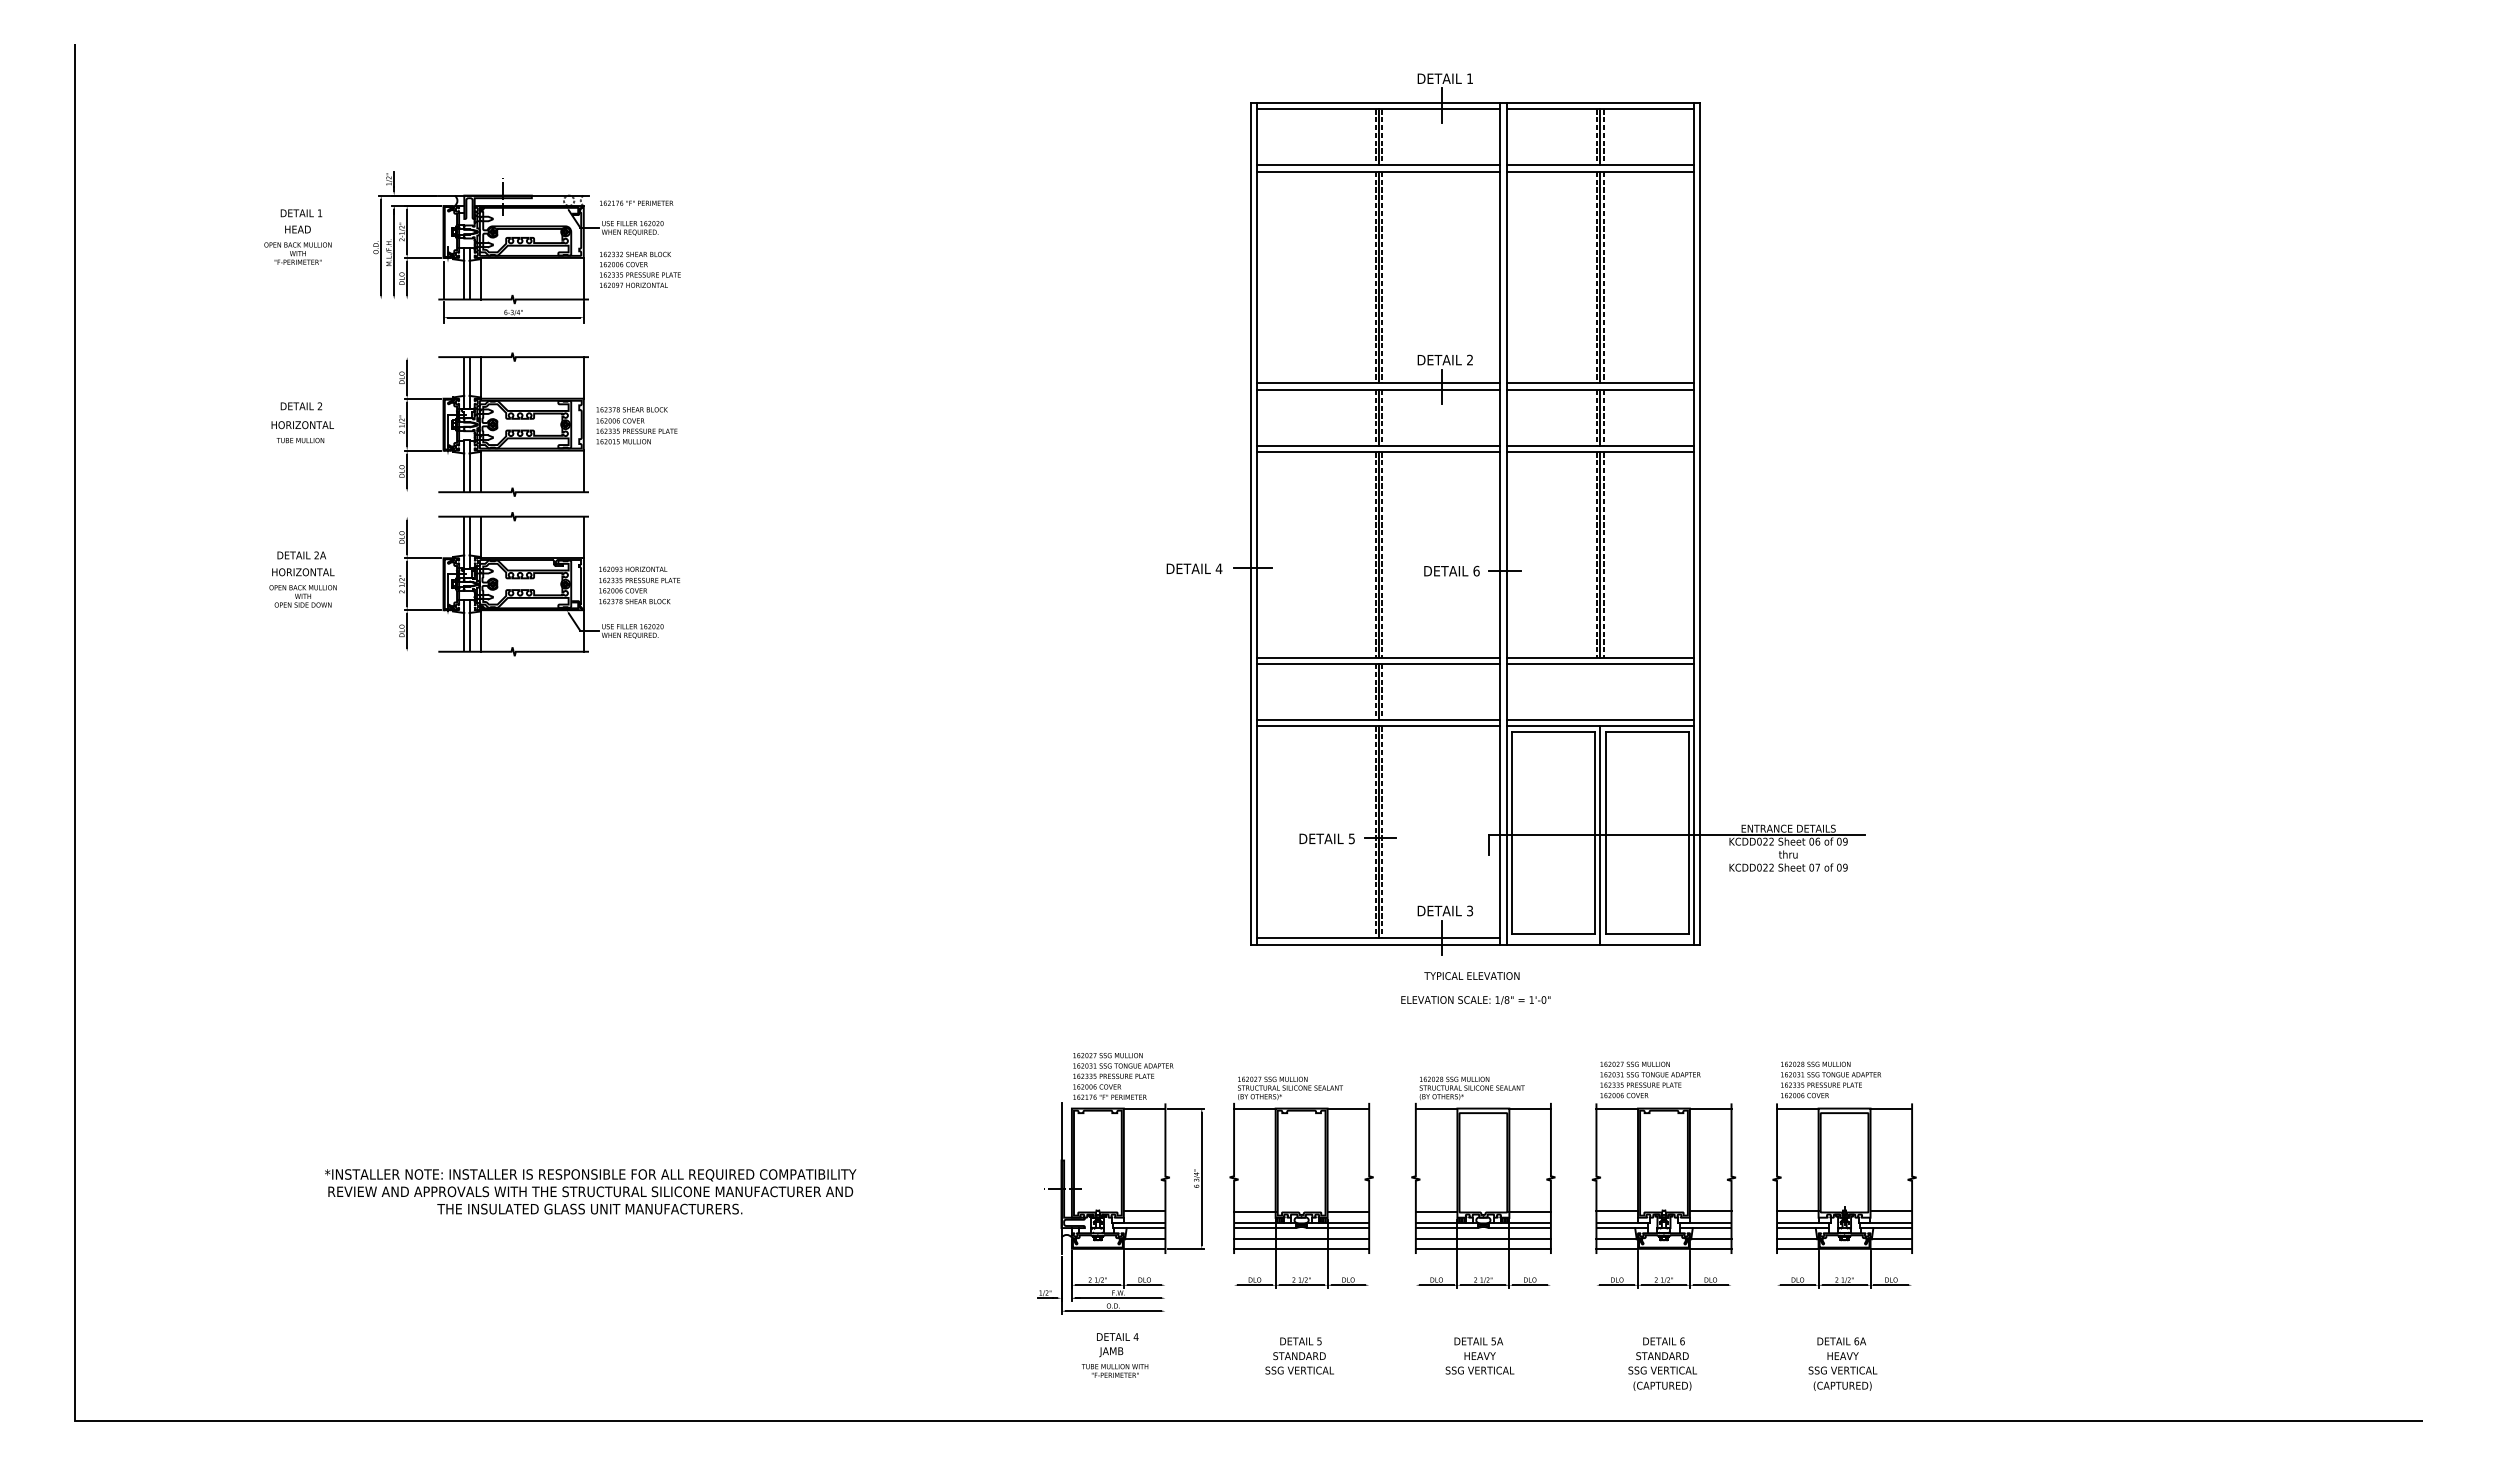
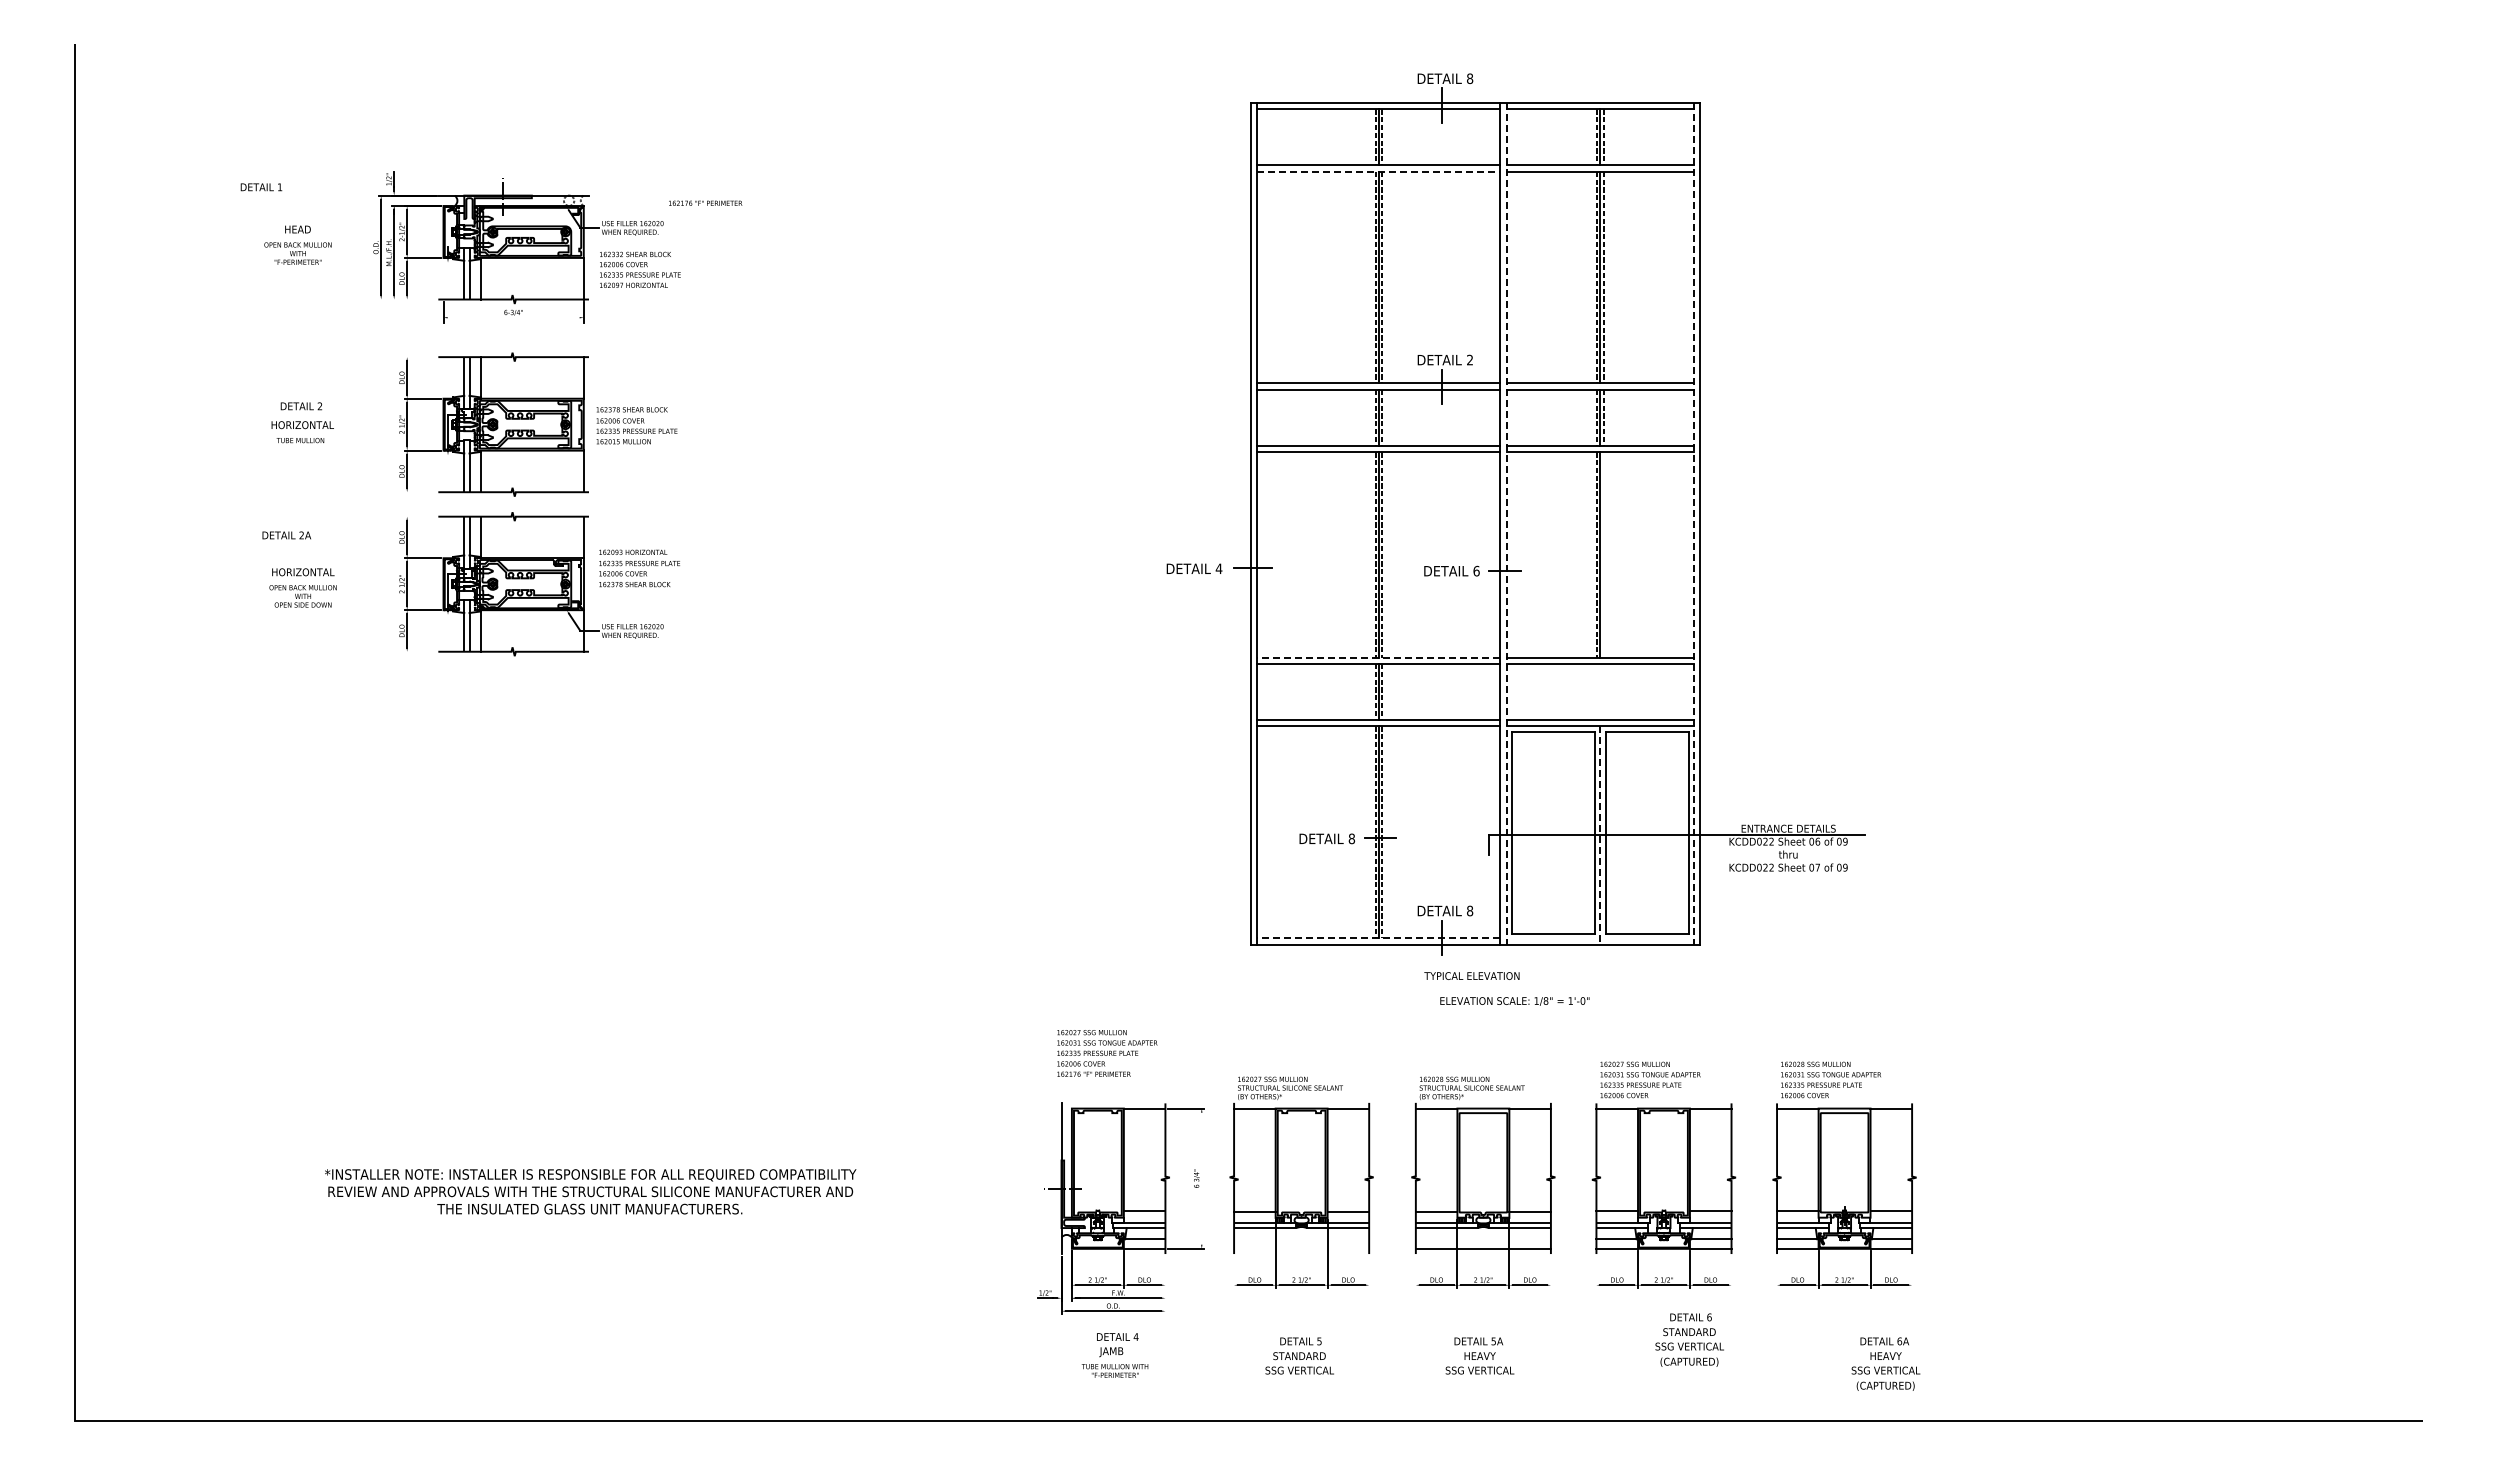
text: 1 -> 8 (1470, 78)
line: solid -> dashed (1379, 171)
text position: (636, 202) -> (705, 202) (705, 202)
text position: (301, 213) -> (261, 187) (261, 187)
line: present -> none (443, 279)
line: present -> none (513, 317)
line: solid -> dashed (1506, 523)
line: solid -> dashed (1693, 523)
line: present -> none (1603, 554)
text position: (301, 555) -> (286, 535) (286, 535)
text position: (639, 585) -> (639, 568) (639, 568)
line: solid -> dashed (1378, 657)
line: solid -> dashed (1600, 835)
text: 5 -> 8 (1351, 838)
text: 3 -> 8 (1470, 910)
line: solid -> dashed (1378, 938)
text position: (1475, 1000) -> (1514, 1001) (1514, 1001)
text position: (1123, 1076) -> (1107, 1053) (1107, 1053)
line: present -> none (1201, 1178)
line: present -> none (1301, 1239)
line: present -> none (1482, 1239)
line: present -> none (1301, 1248)
text position: (1662, 1363) -> (1689, 1339) (1689, 1339)
text position: (1842, 1363) -> (1885, 1363) (1885, 1363)
